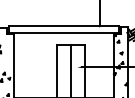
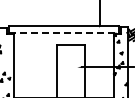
line: solid -> dashed (64, 32)
line: present -> none (70, 69)
